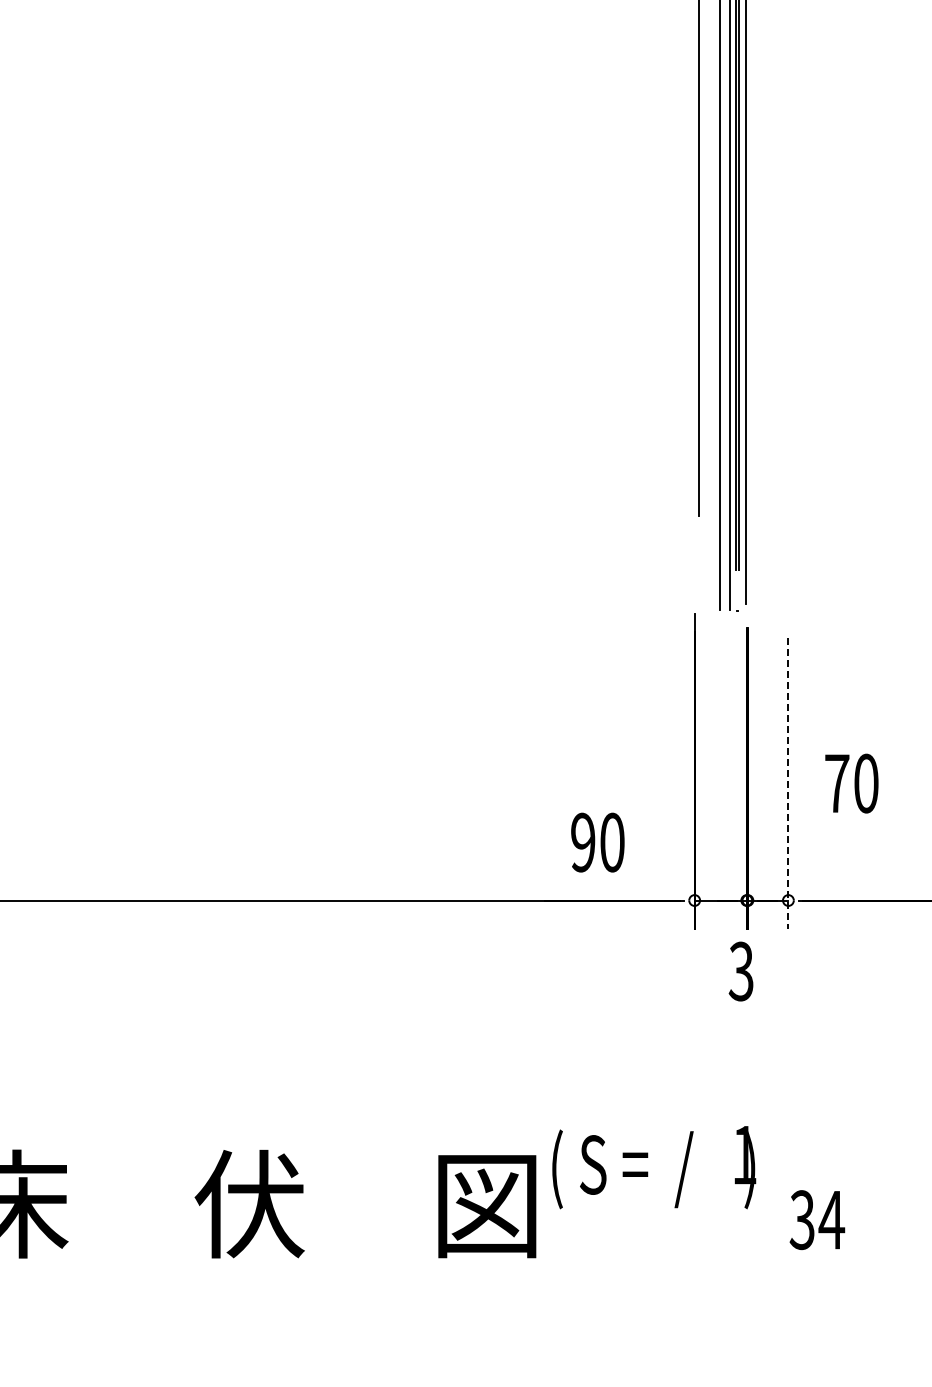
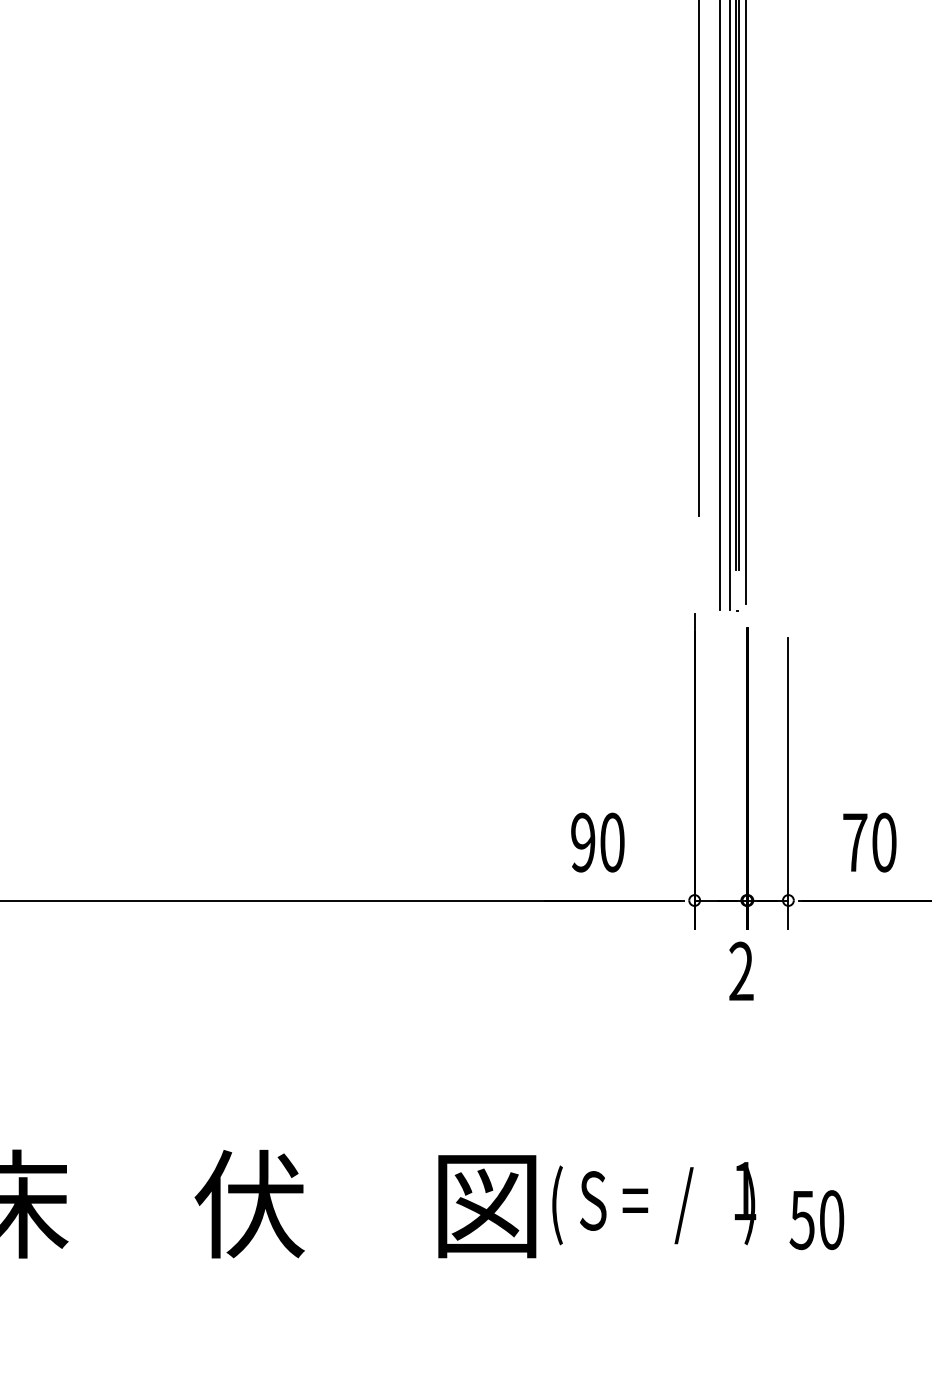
line: dashed -> solid (788, 783)
text position: (851, 783) -> (869, 842) (869, 842)
text: 3 -> 2 (740, 971)
text position: (654, 1167) -> (654, 1203) (654, 1203)
text: 34 -> 50 (817, 1220)
